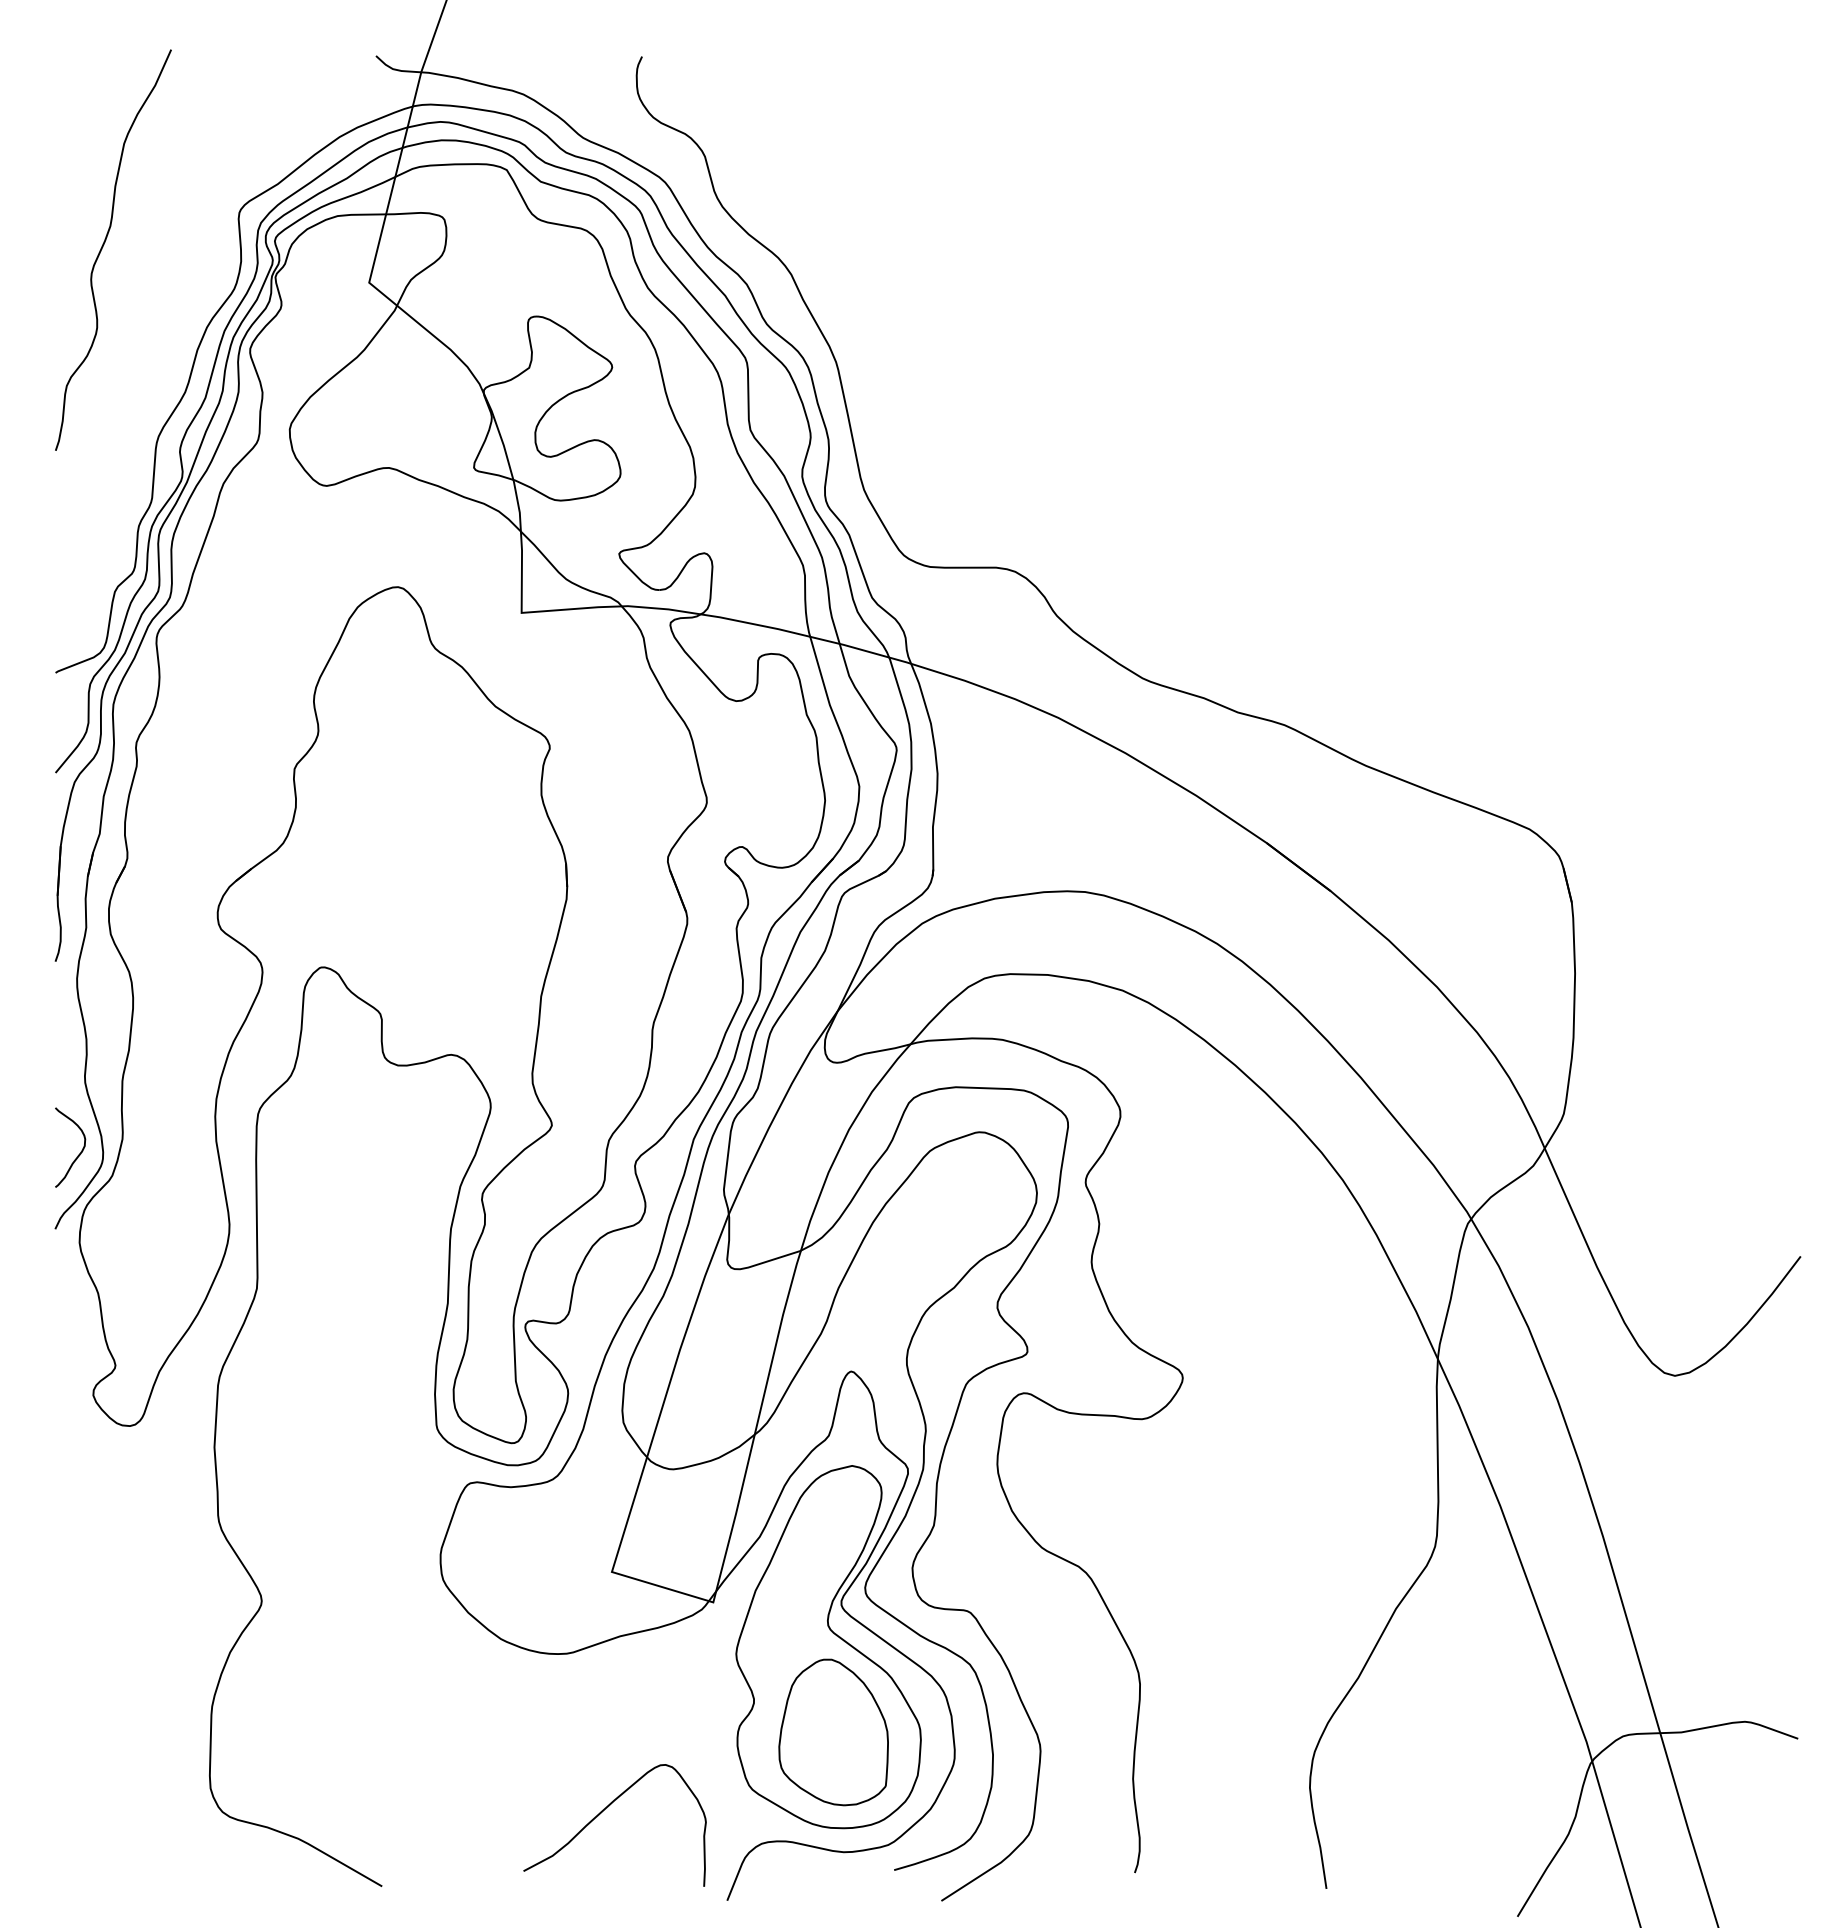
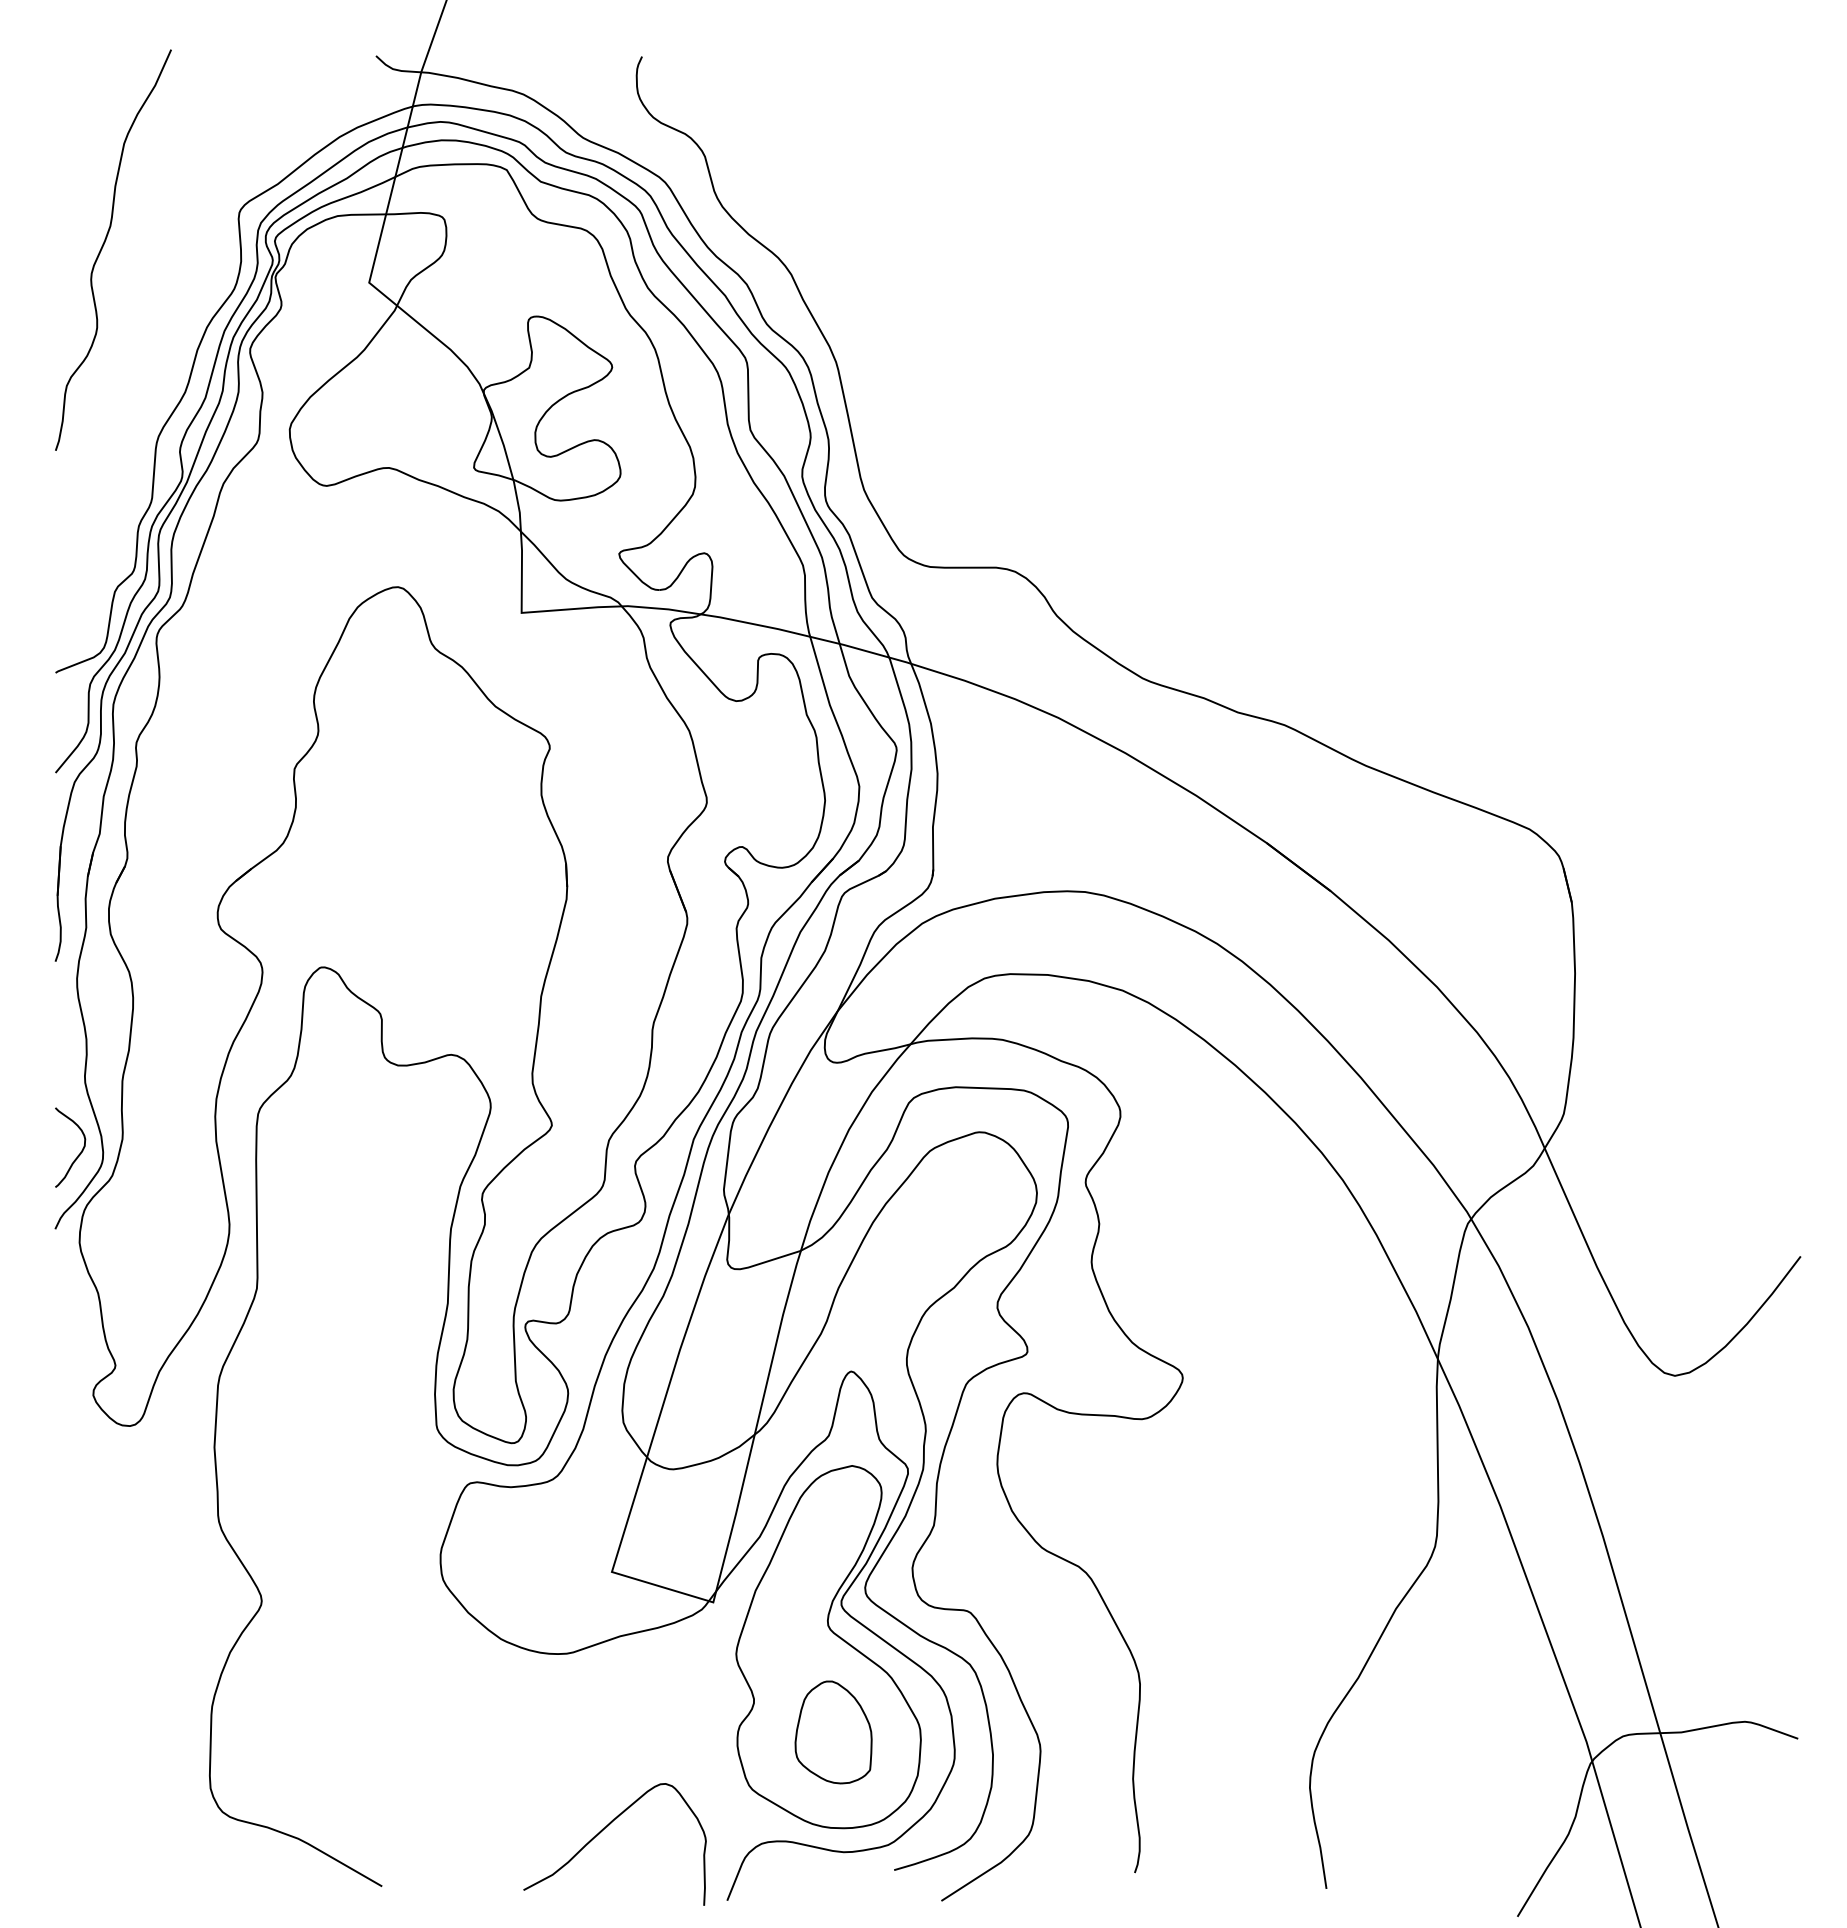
part size: 111x149 px -> 79x105 px (833, 1732)
curve position: (602, 1812) -> (602, 1831) (602, 1831)
